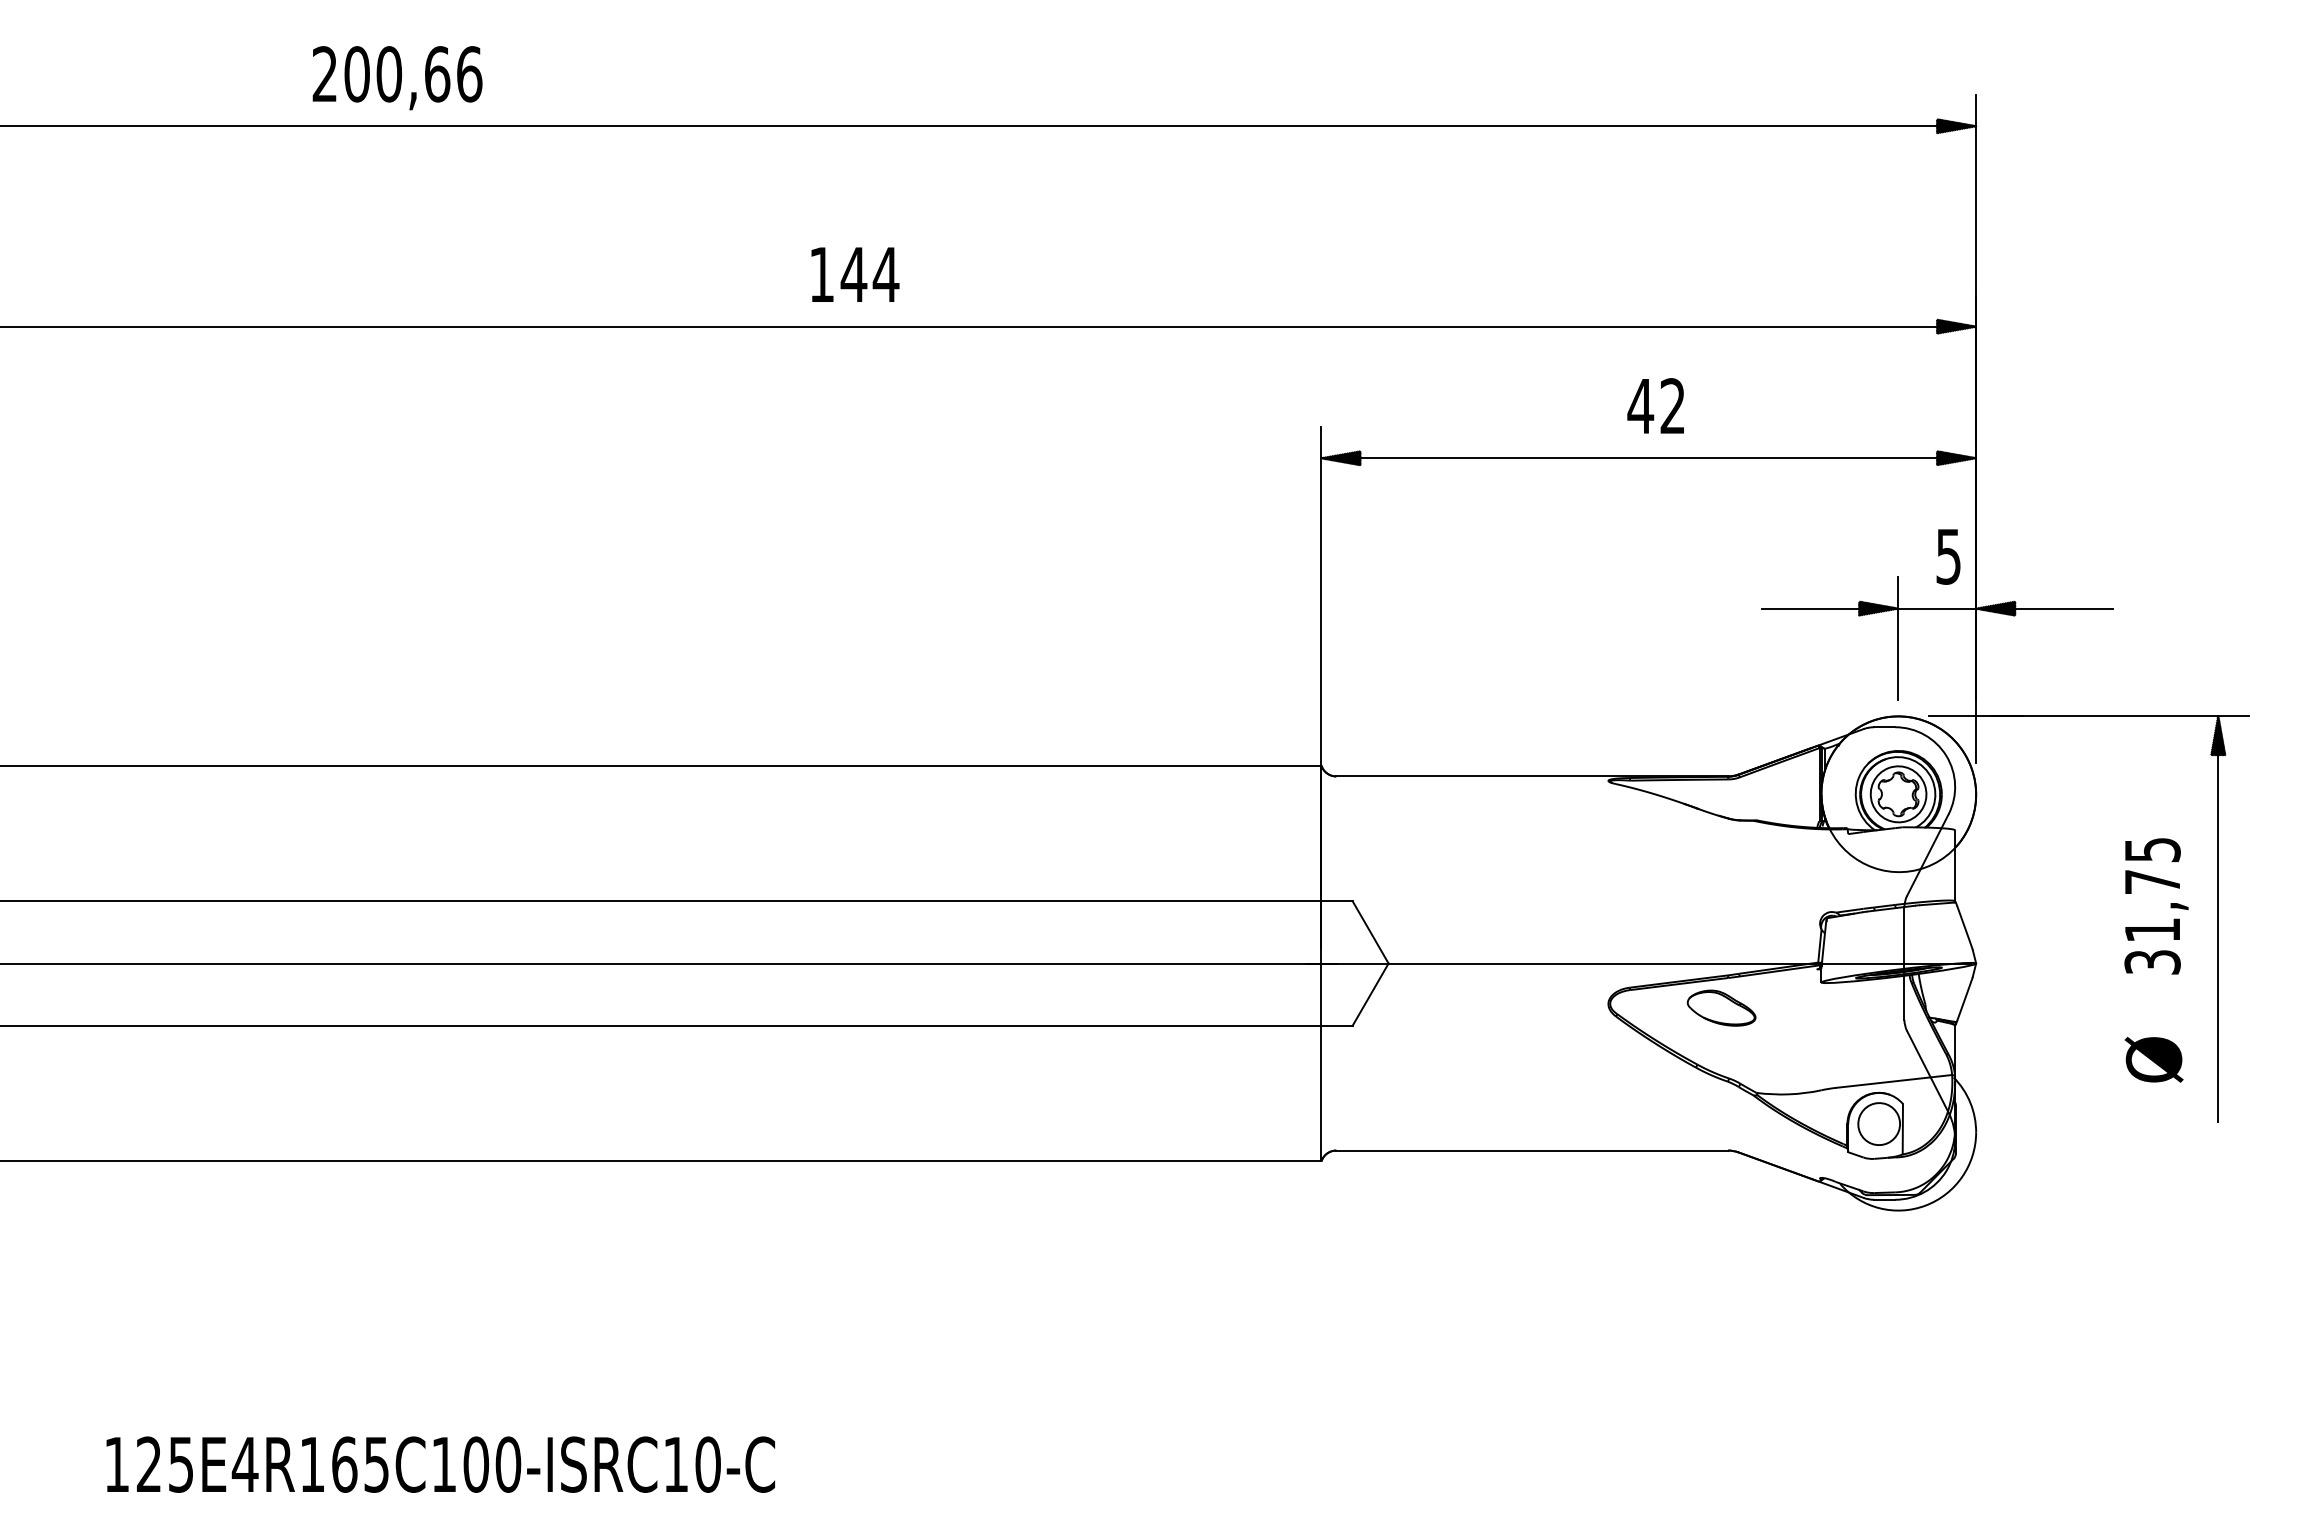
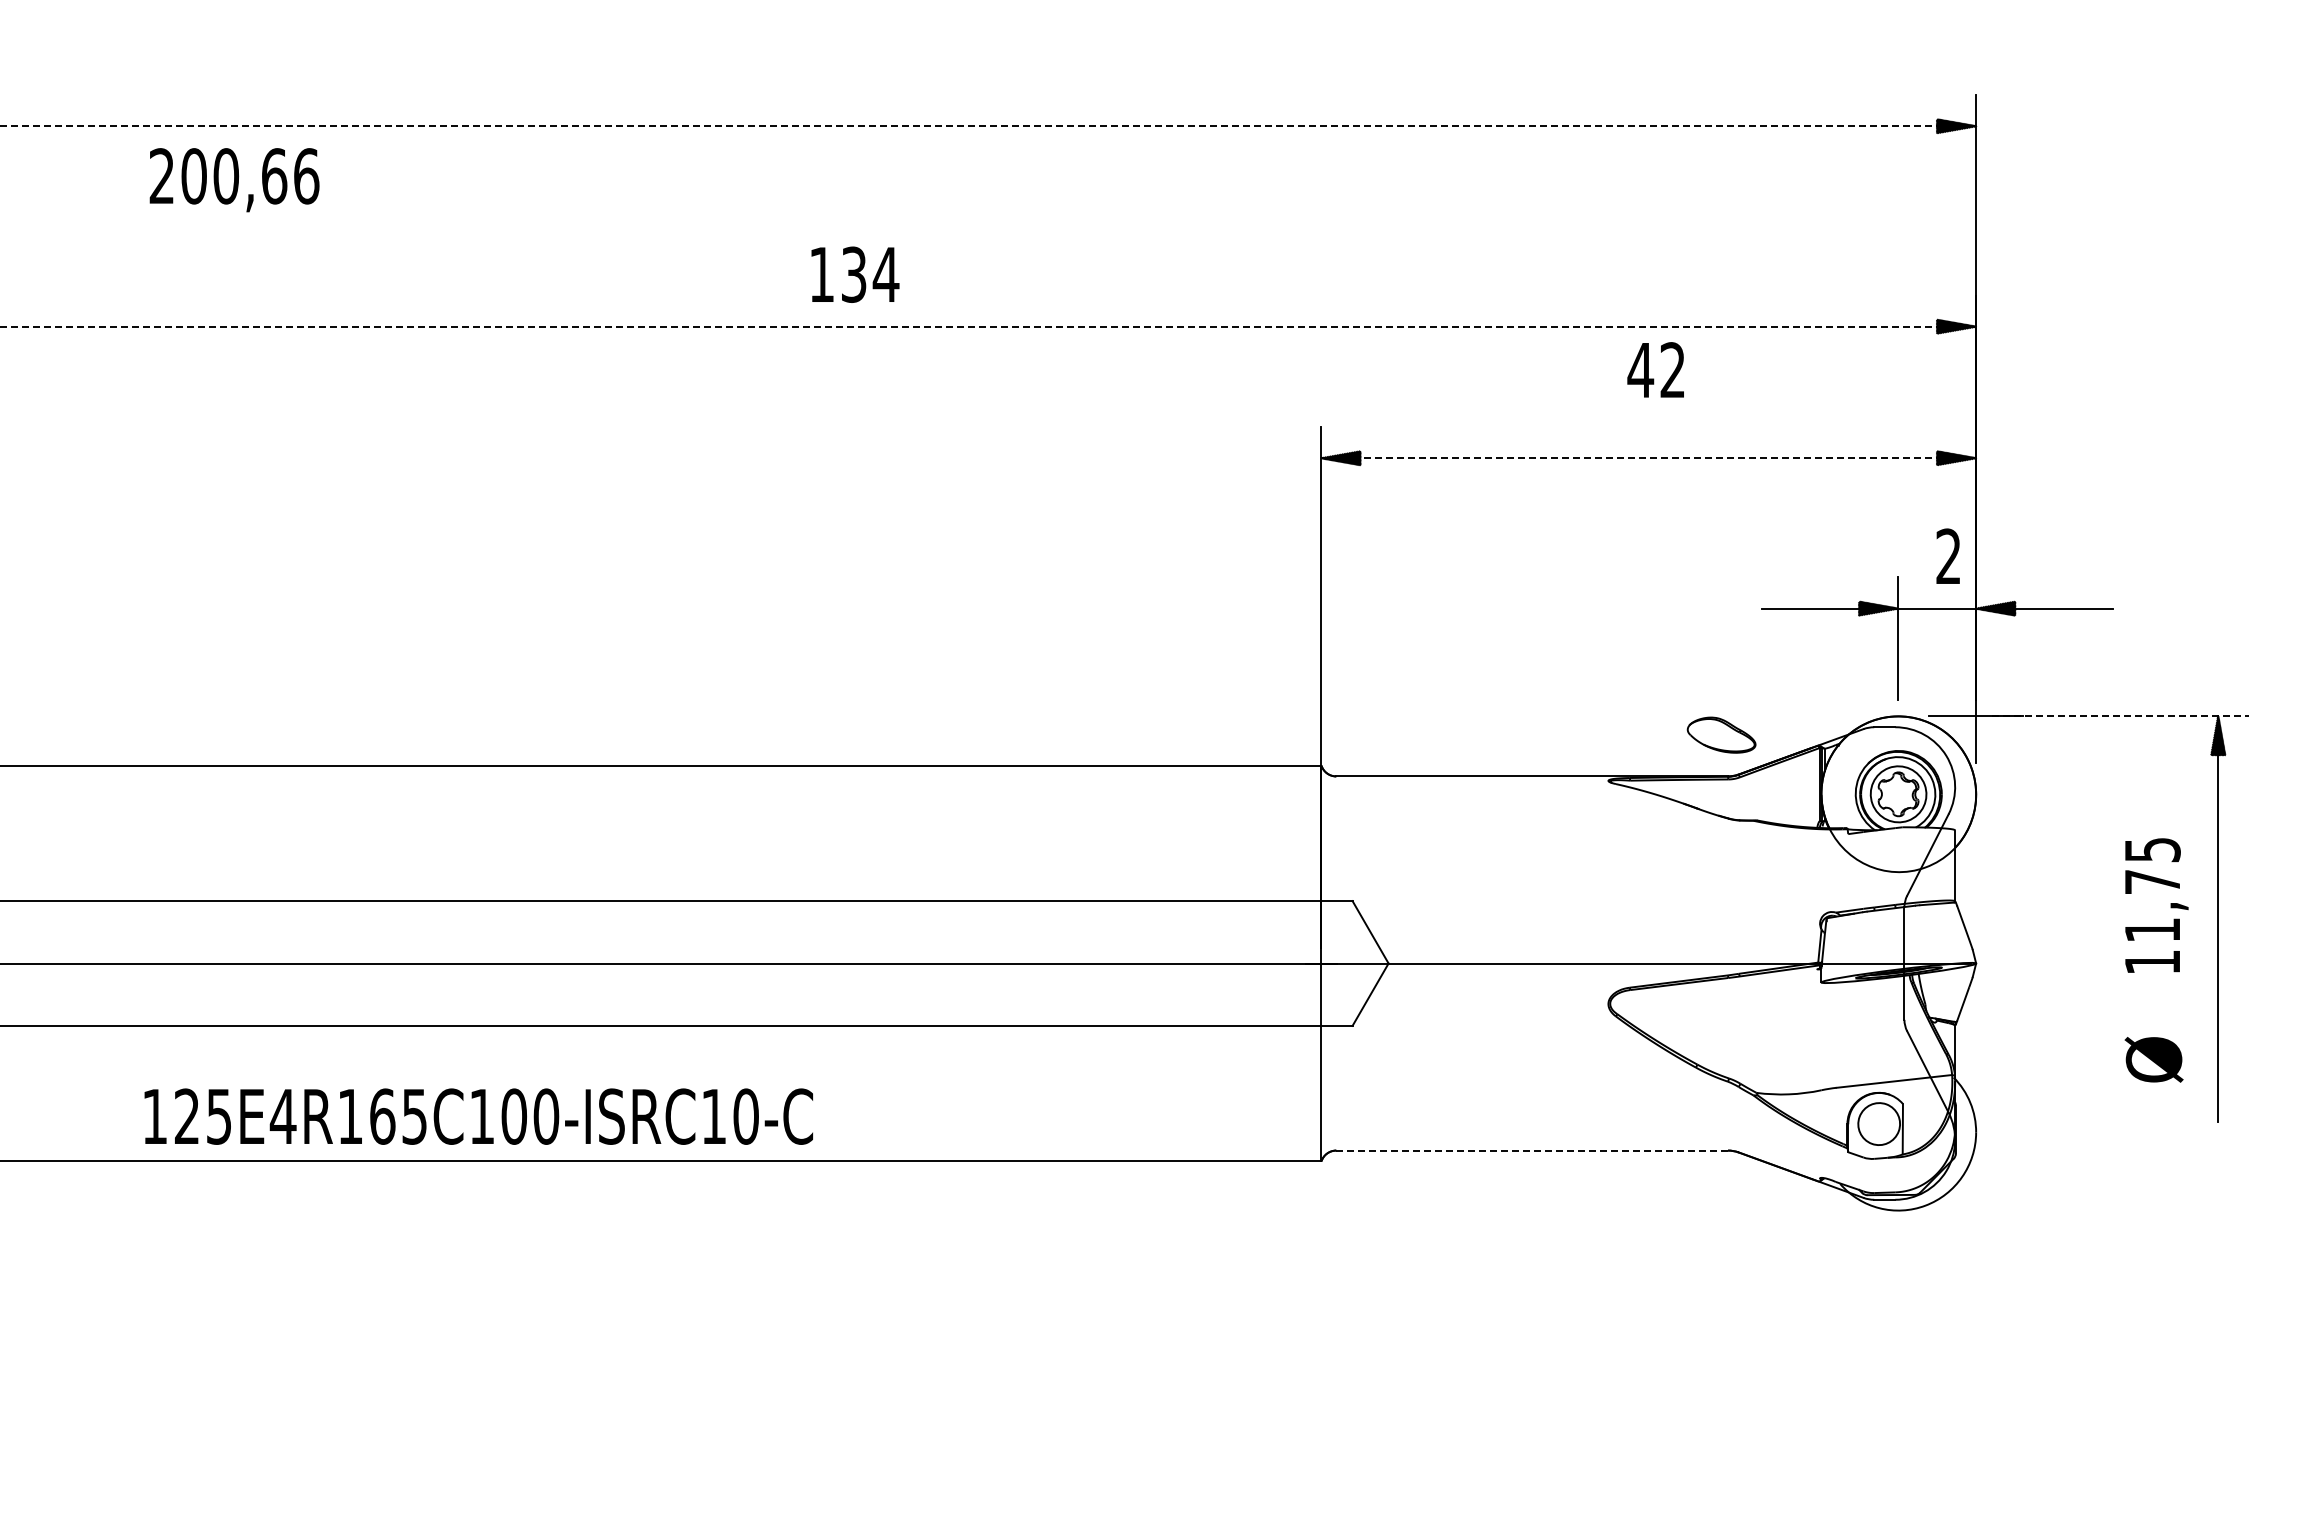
text position: (397, 78) -> (234, 180) (234, 180)
line: solid -> dashed (988, 126)
text: 144 -> 134 (853, 274)
line: solid -> dashed (988, 326)
text position: (1655, 405) -> (1655, 369) (1655, 369)
line: solid -> dashed (1648, 458)
text: 5 -> 2 (1948, 556)
line: solid -> dashed (2120, 716)
text: 31,75 -> 11,75 (2152, 962)
part position: (1721, 1007) -> (1721, 734) (1721, 734)
line: solid -> dashed (1532, 1150)
text position: (440, 1464) -> (478, 1116) (478, 1116)
